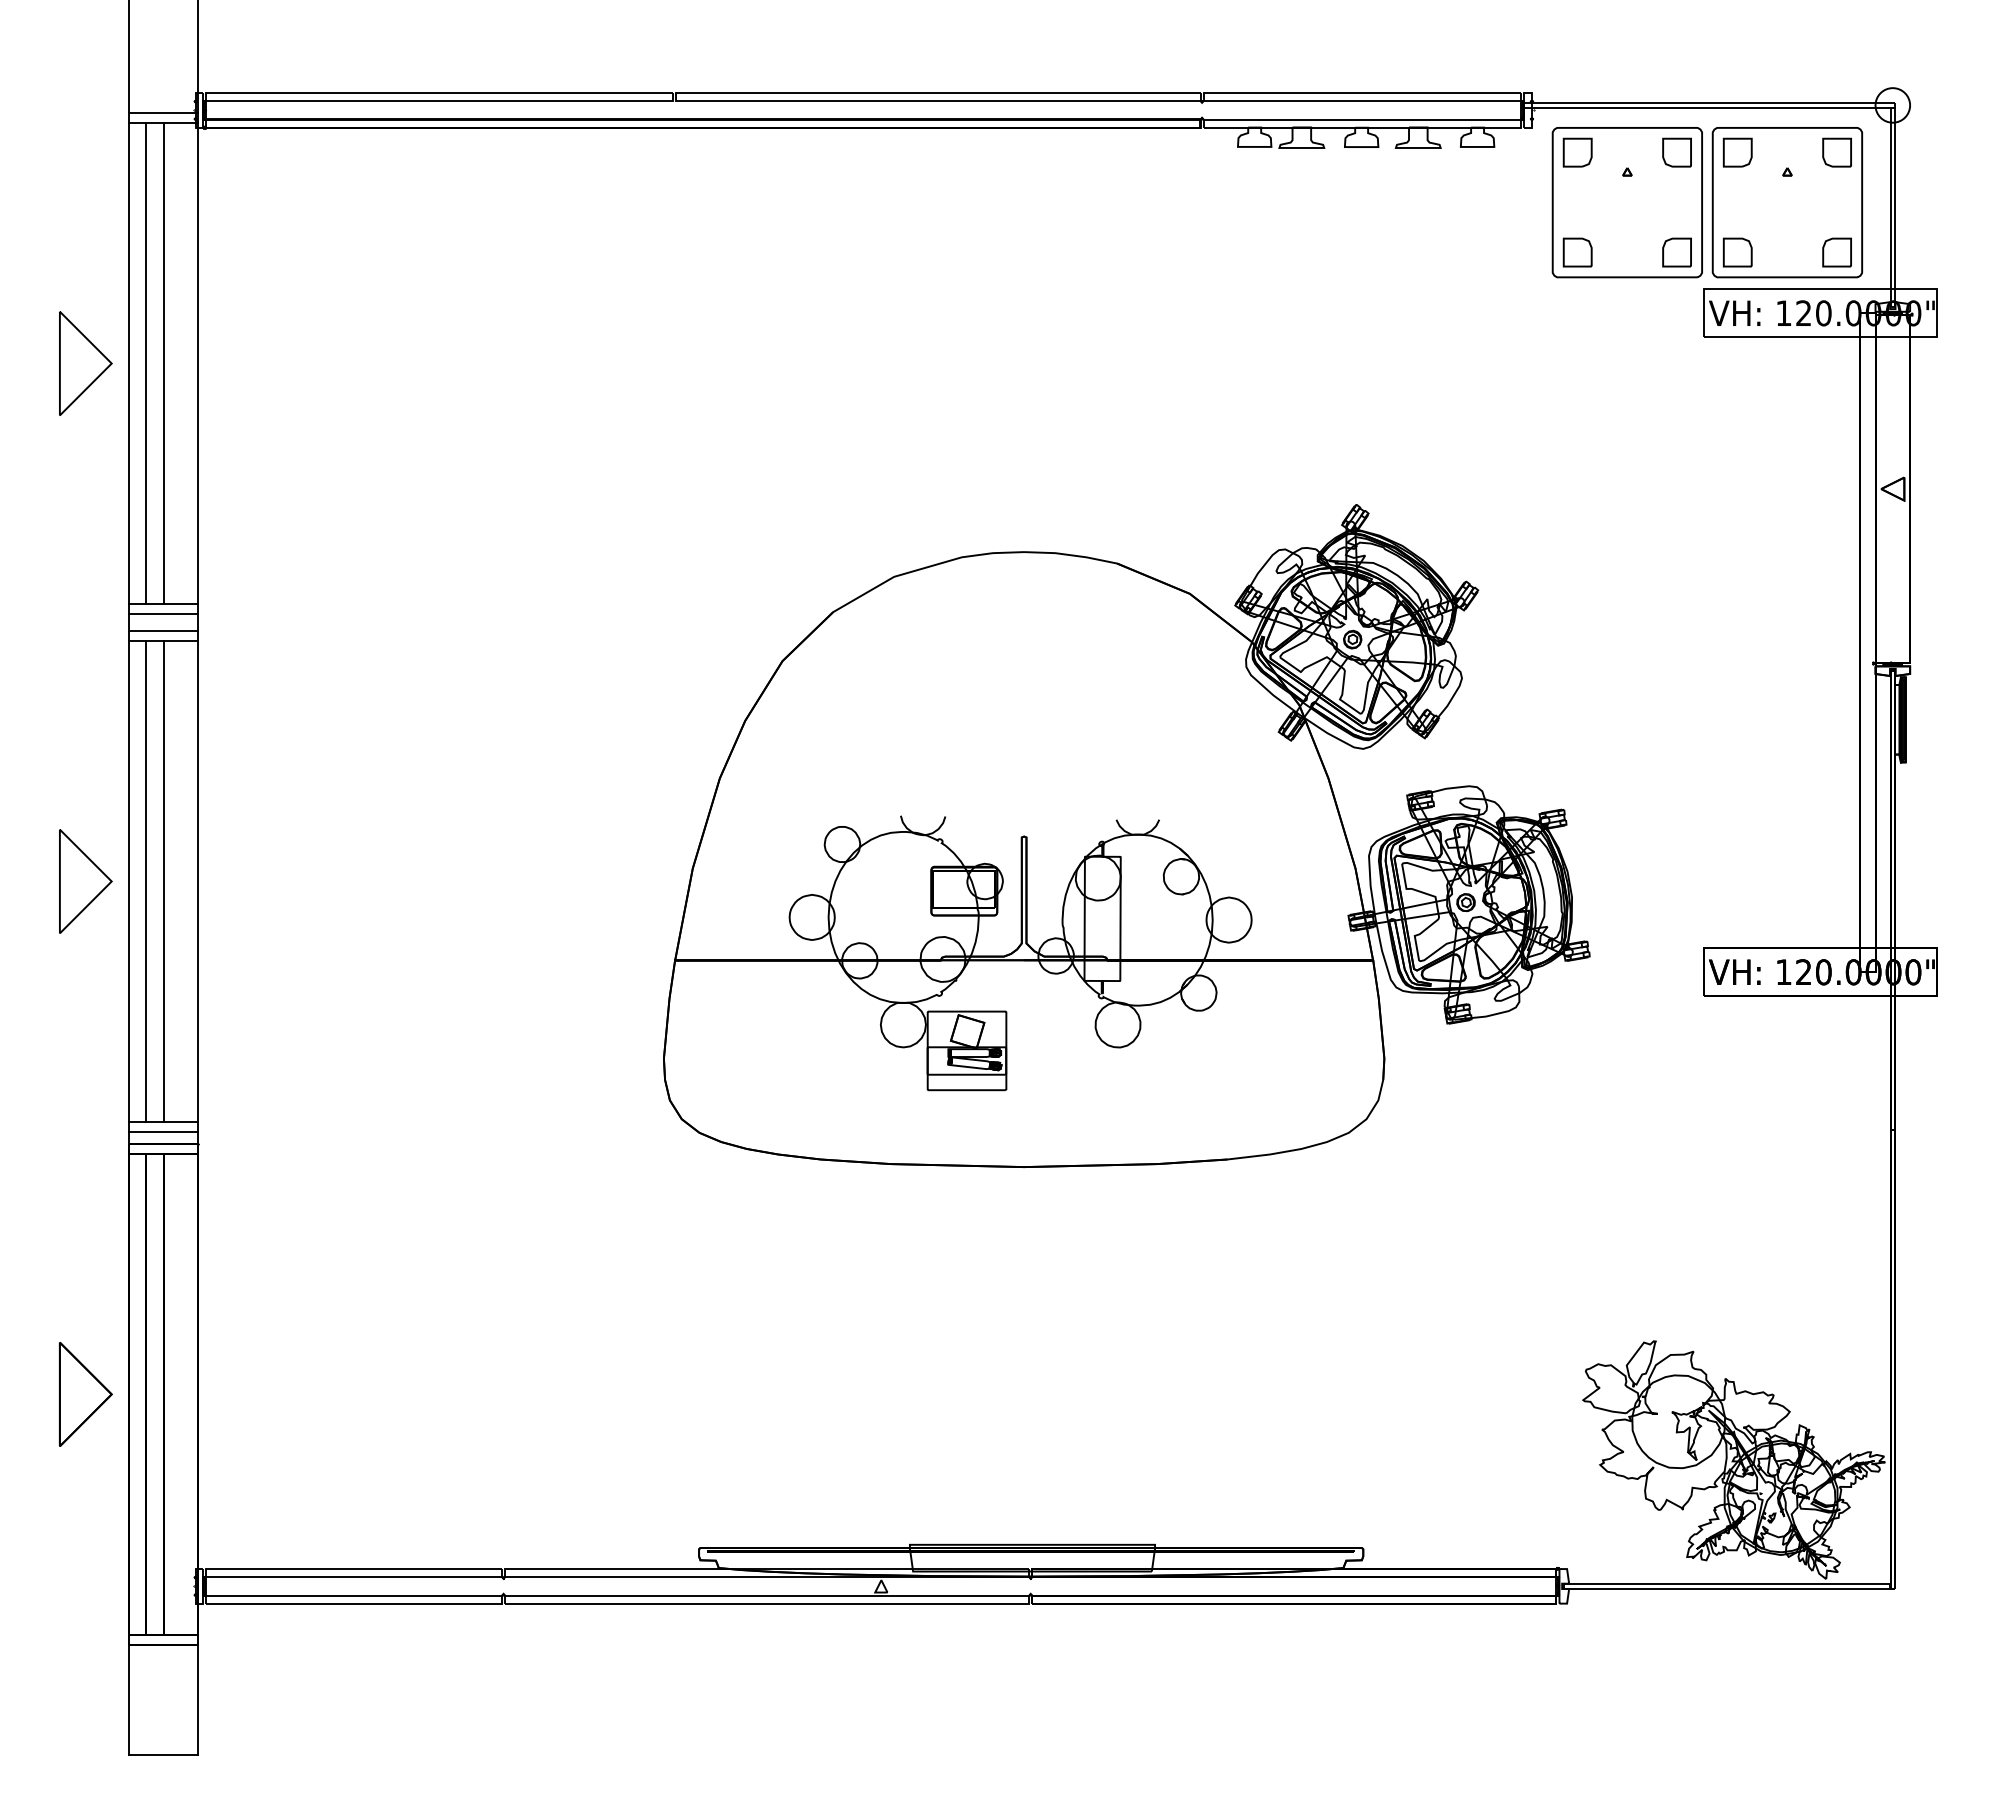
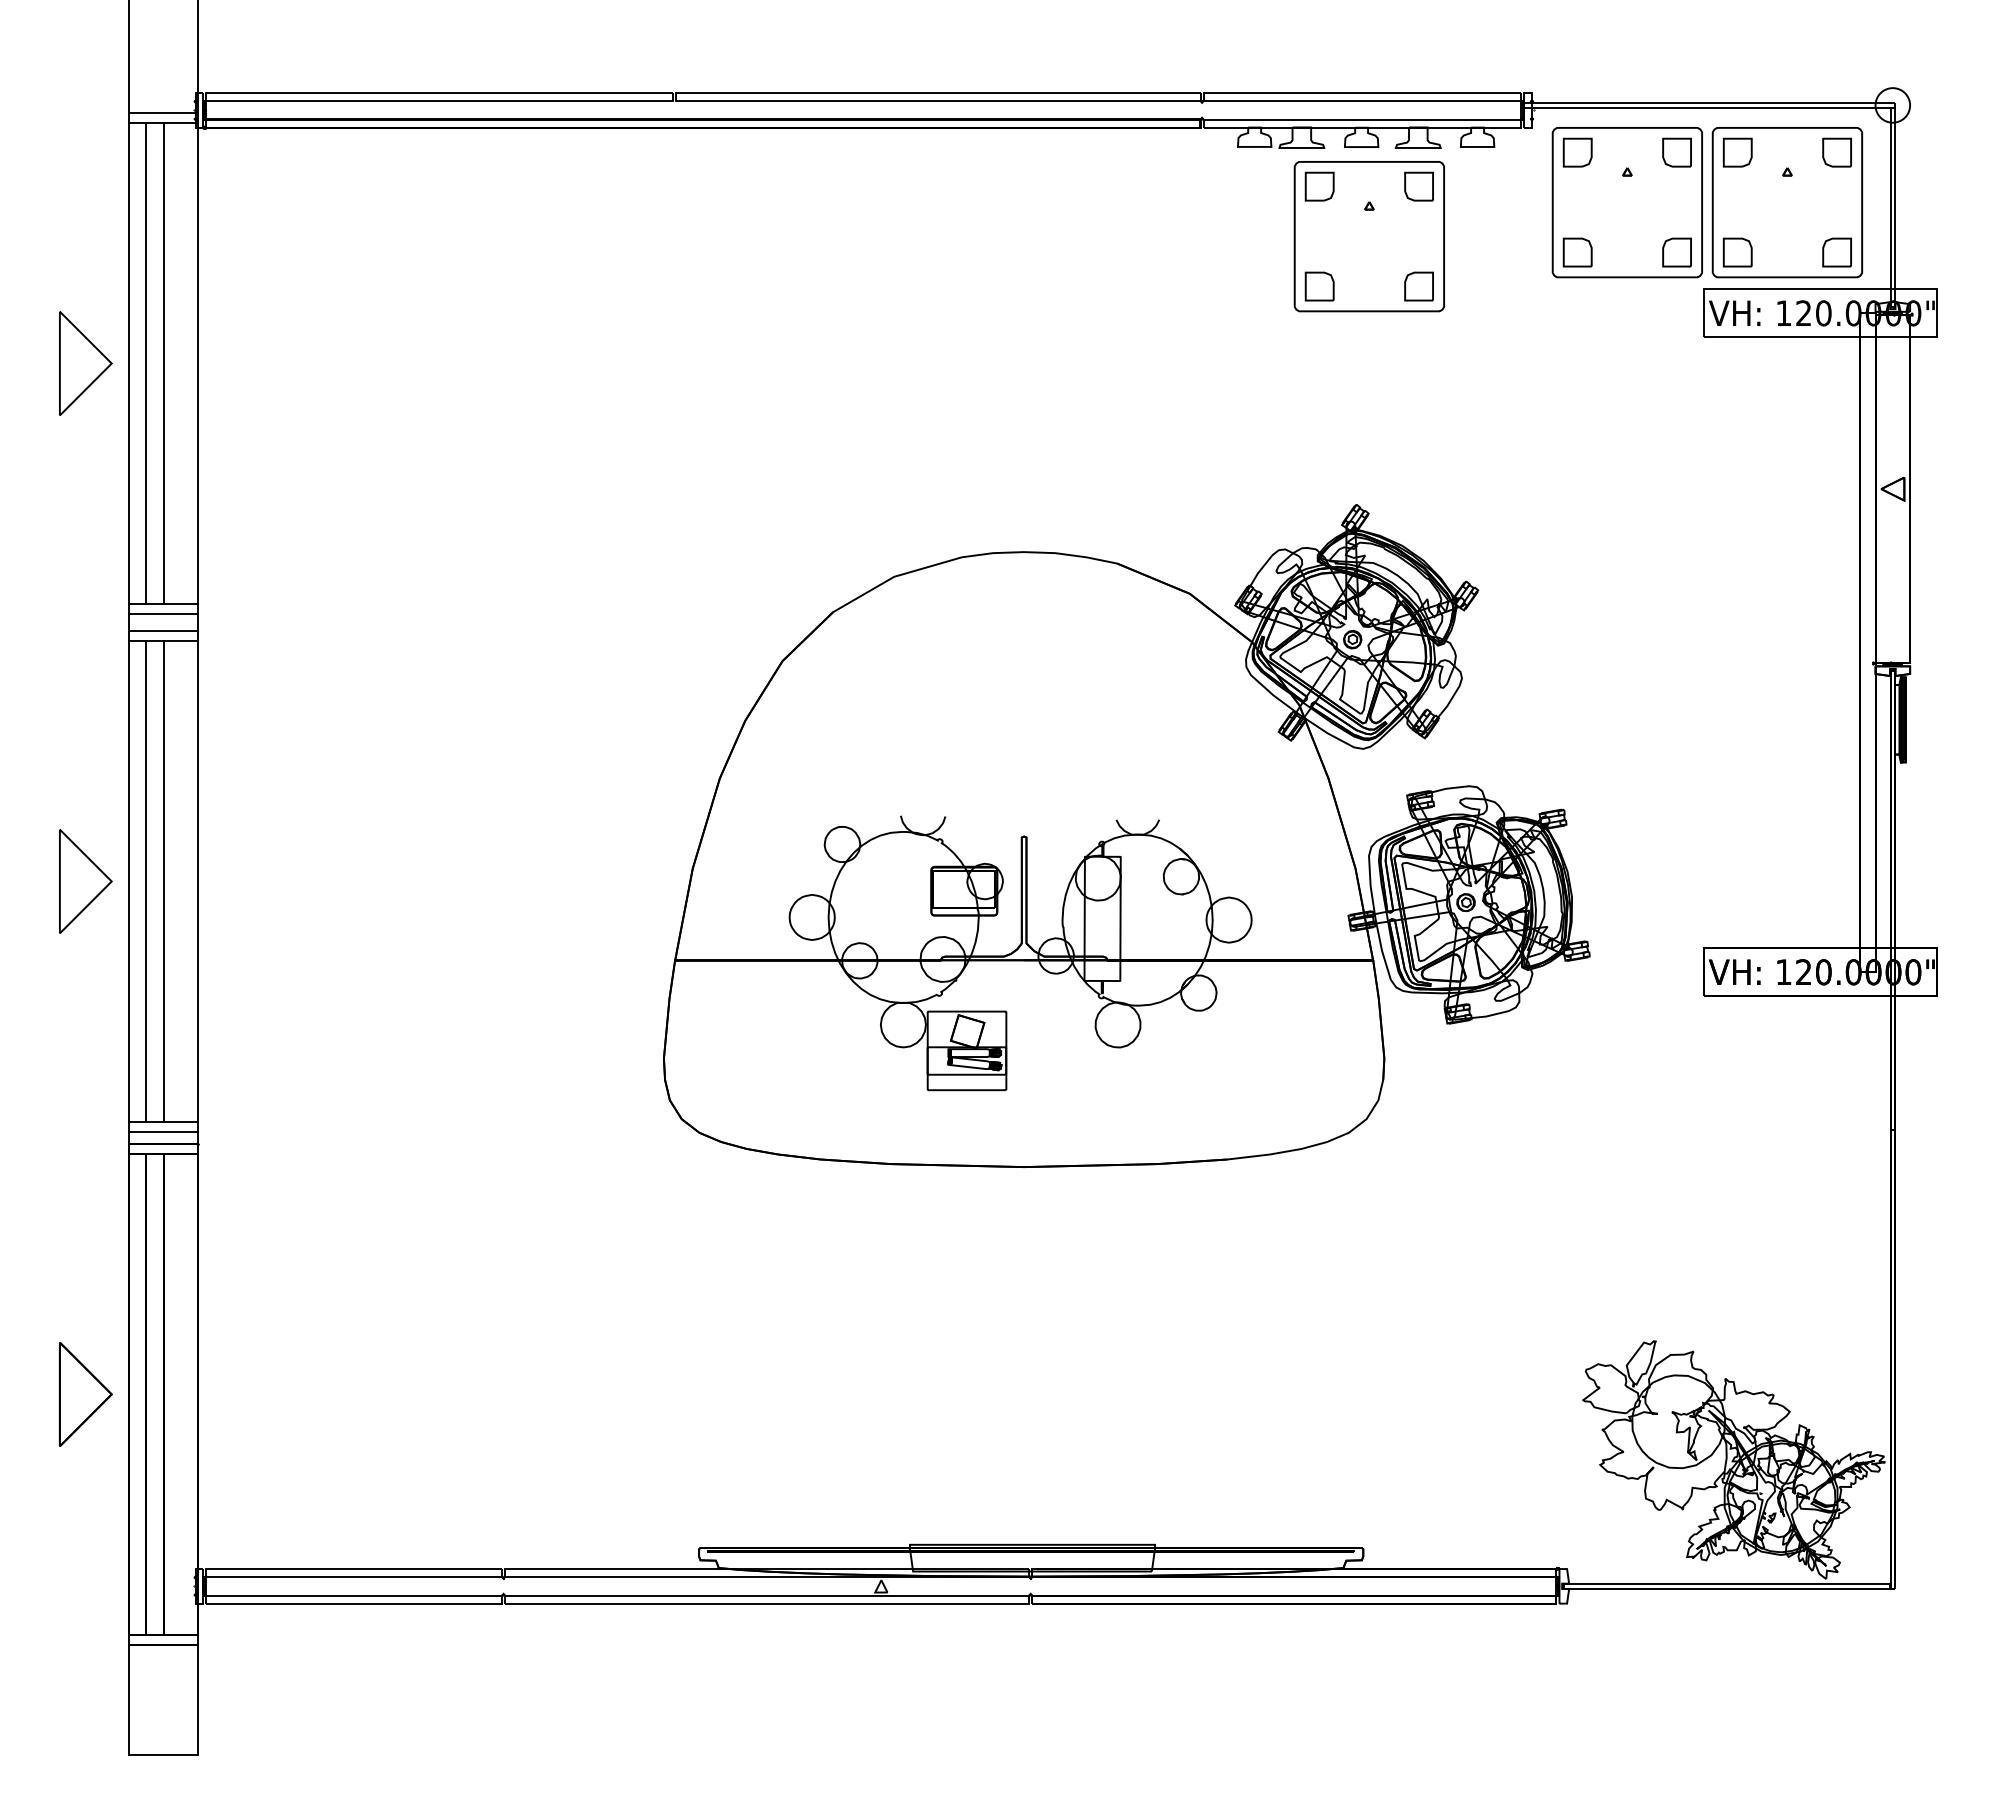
part: none -> present (1368, 236)
